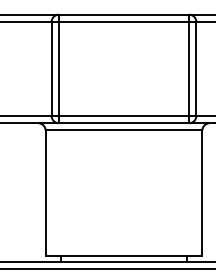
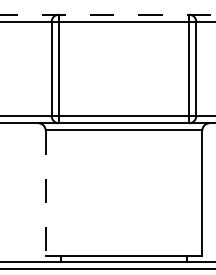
line: solid -> dashed (108, 14)
line: solid -> dashed (45, 193)
